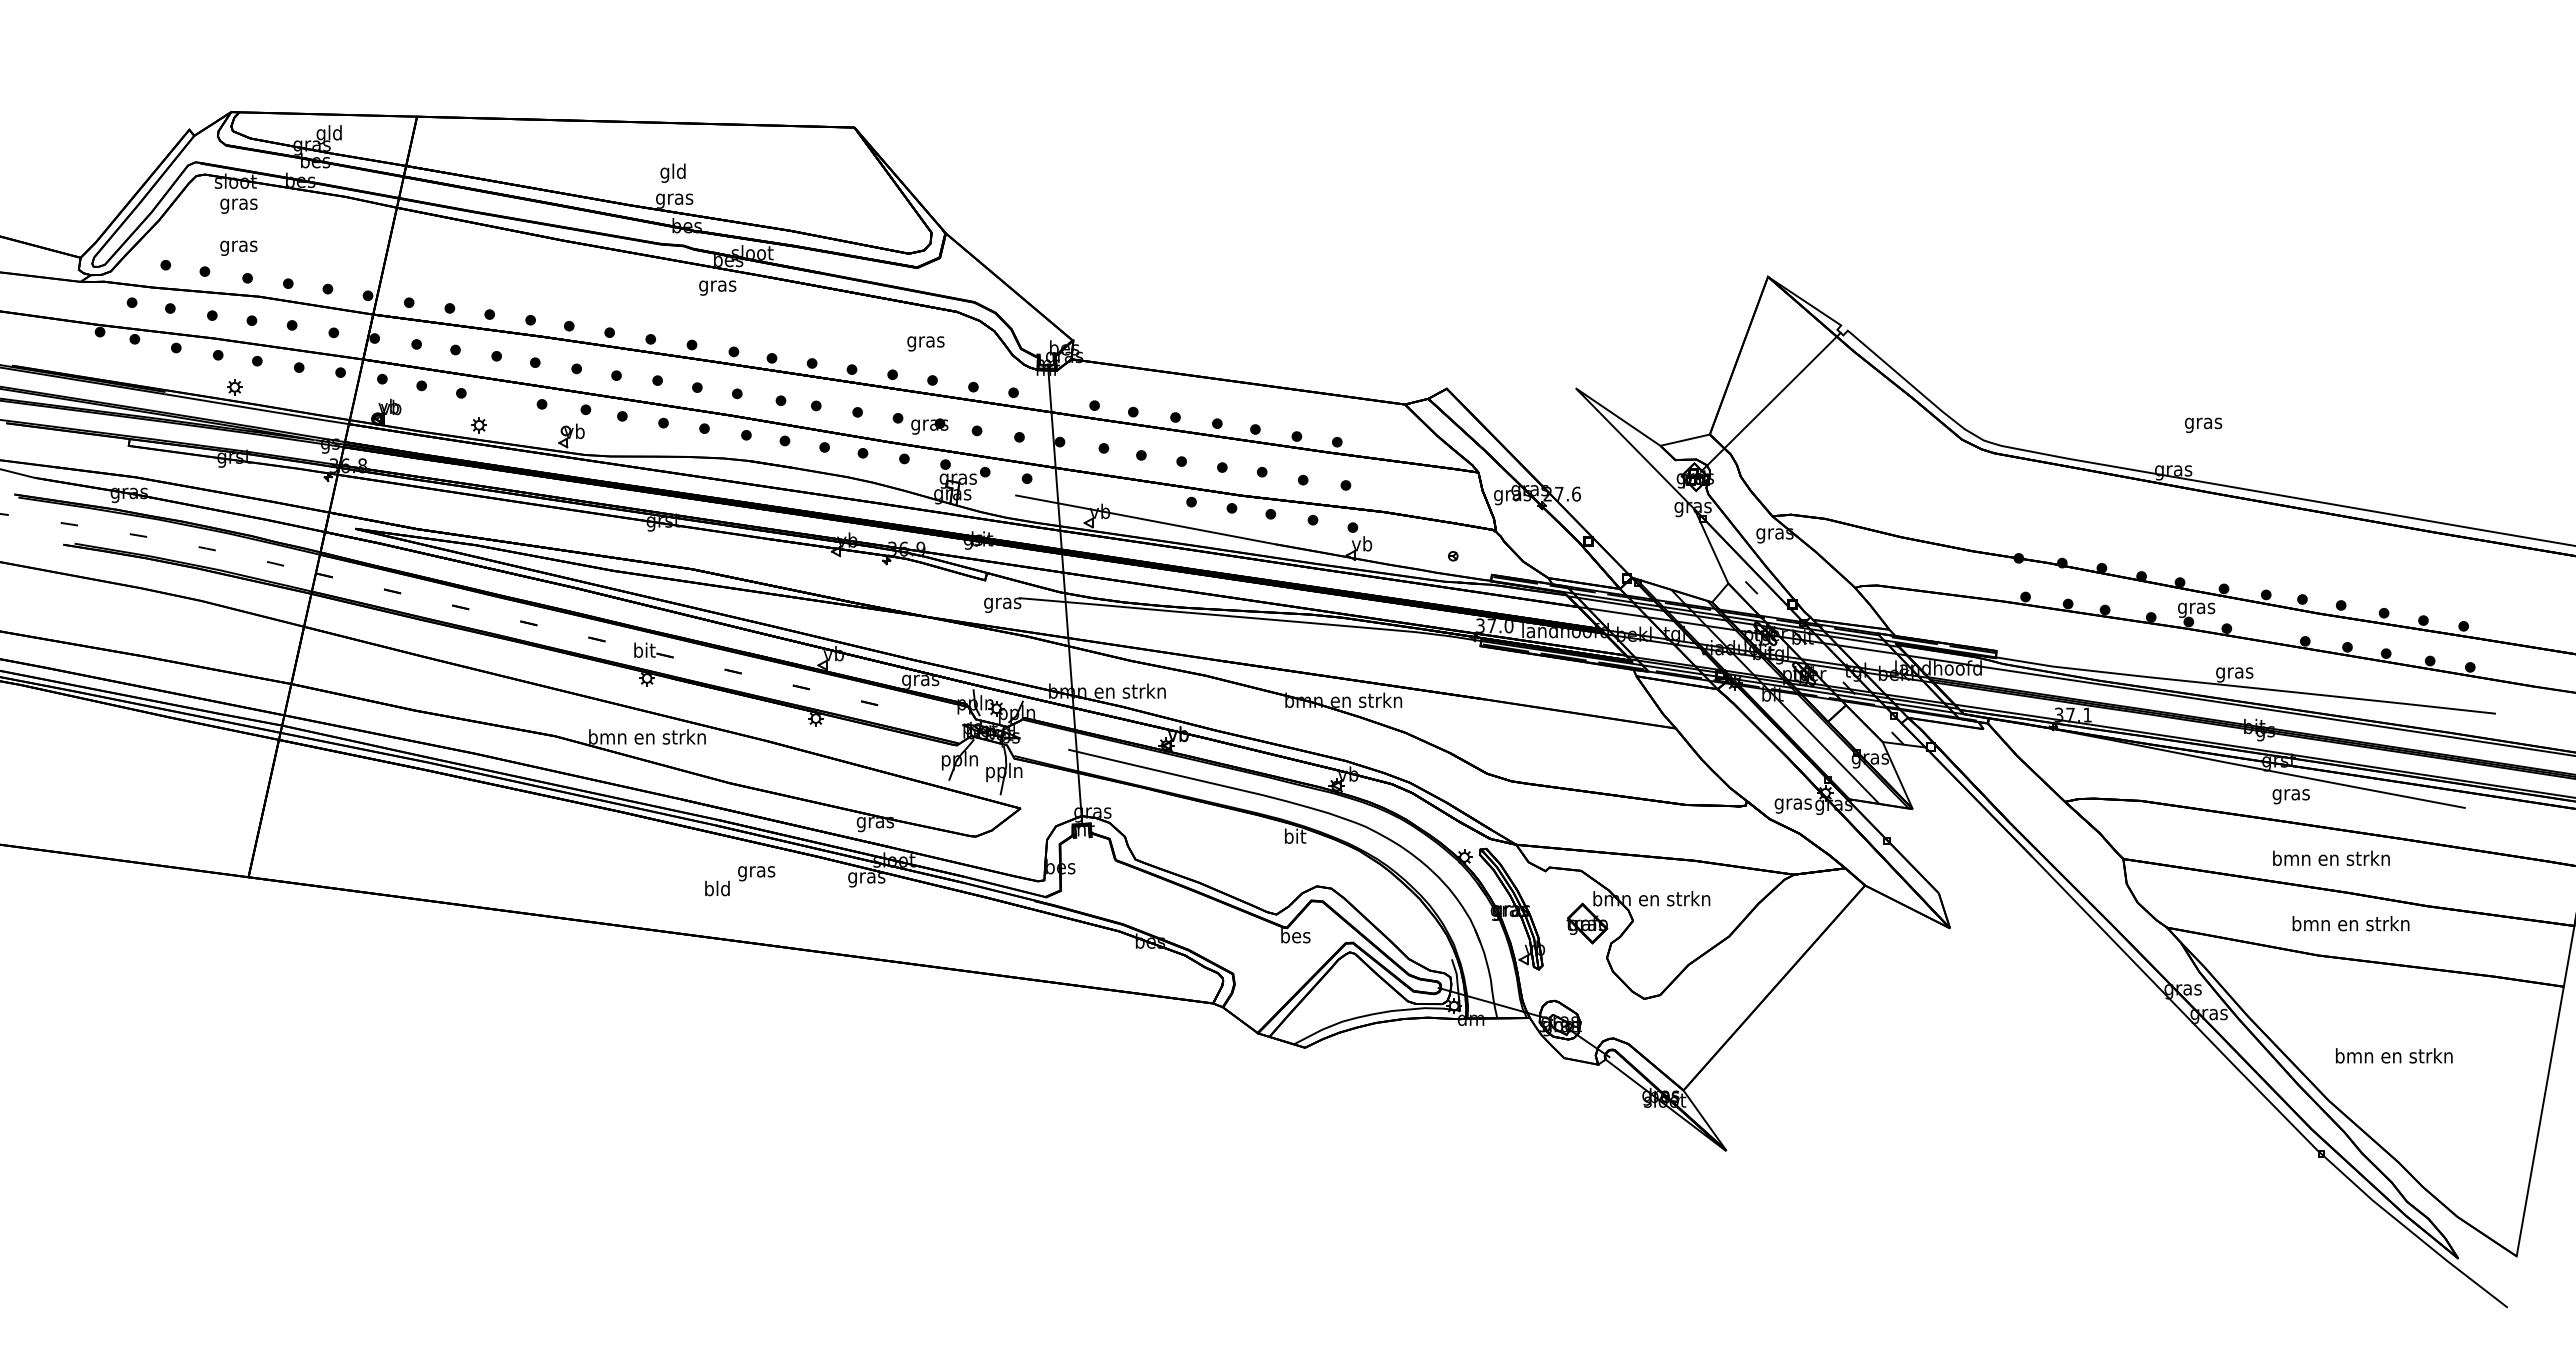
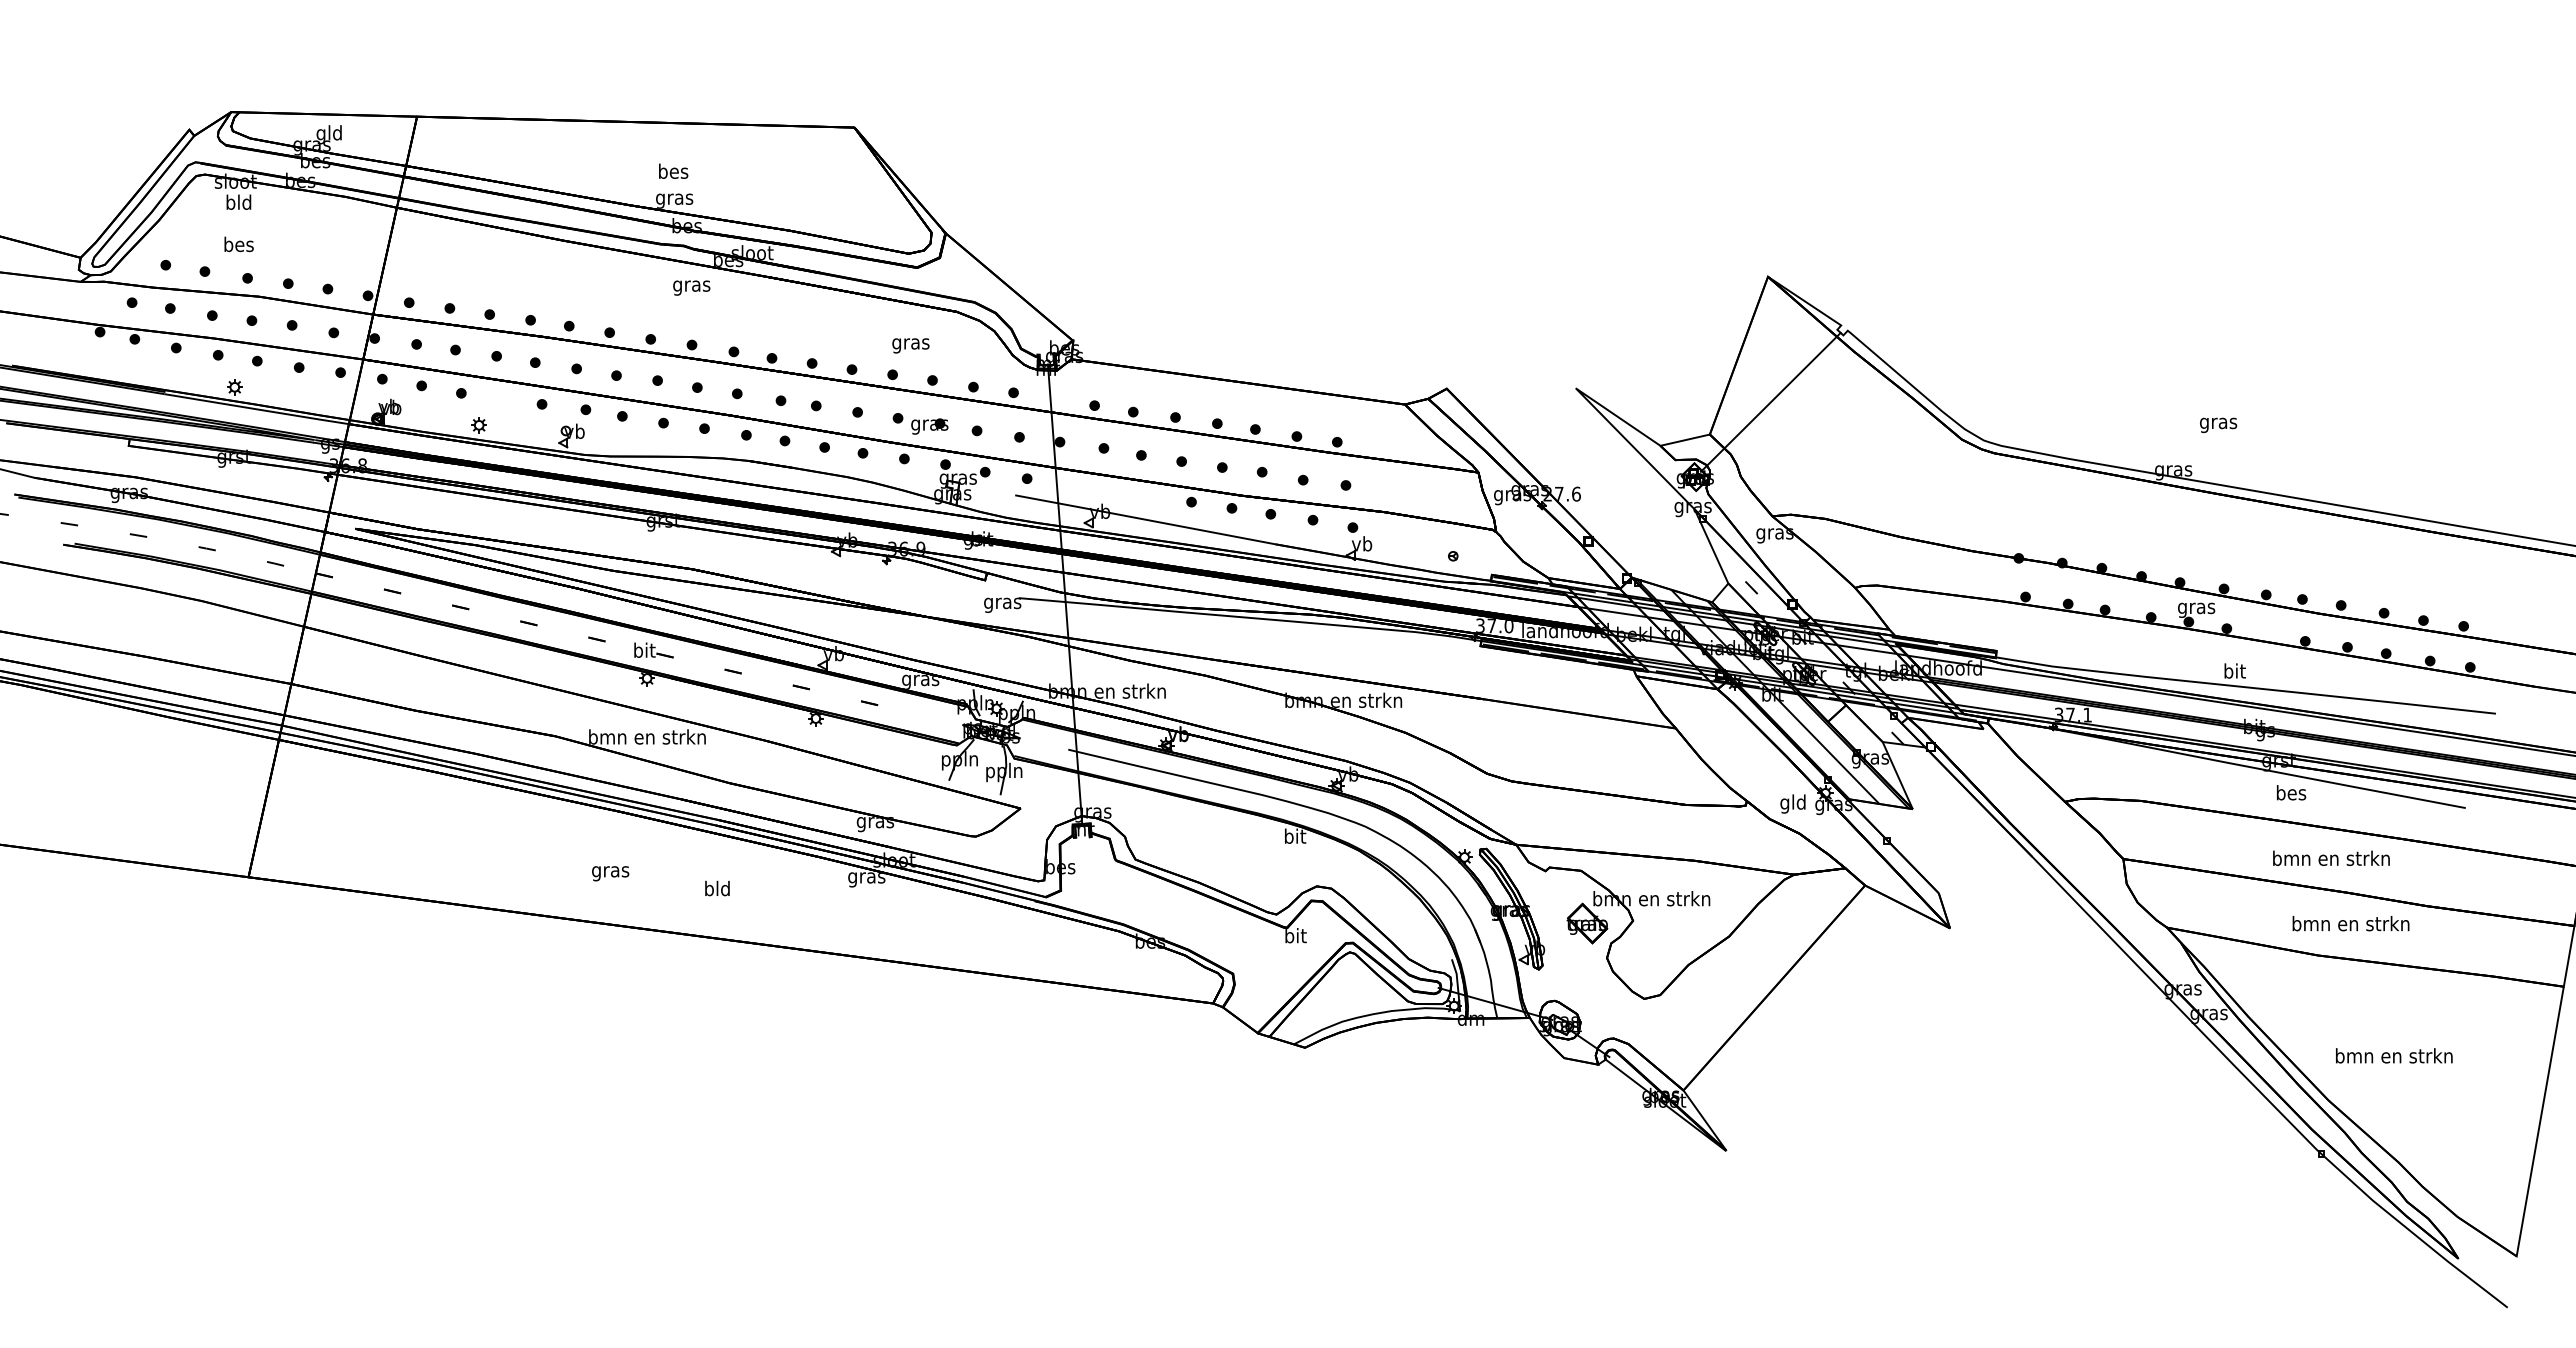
text: gld -> bes (673, 172)
text: gras -> bld (238, 203)
text: gras -> bes (238, 245)
text position: (717, 287) -> (691, 287) (691, 287)
text position: (925, 343) -> (910, 345) (910, 345)
text position: (2203, 424) -> (2218, 424) (2218, 424)
text: gras -> bit (2234, 672)
text: gras -> bes (2290, 794)
text: gras -> gld (1792, 803)
text position: (756, 873) -> (610, 873) (610, 873)
text: bes -> bit (1295, 935)
